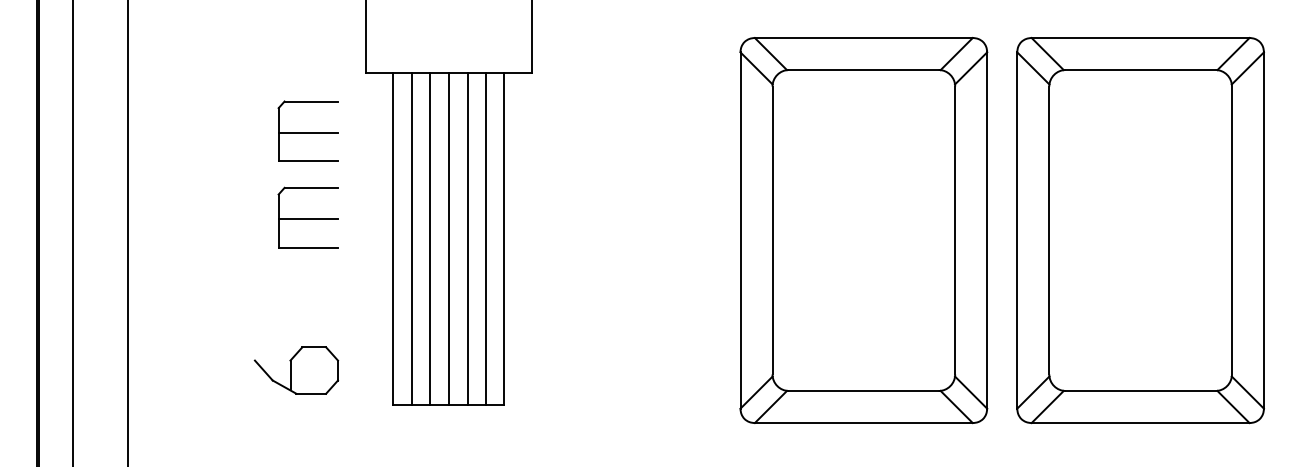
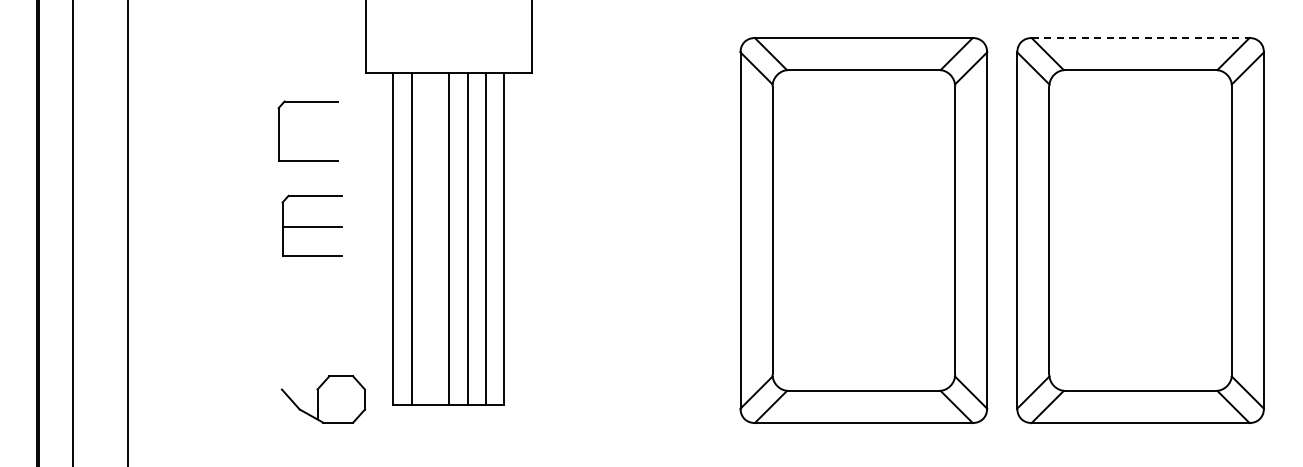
line: solid -> dashed (1140, 38)
line: present -> none (308, 132)
part position: (307, 217) -> (311, 225) (311, 225)
line: present -> none (429, 238)
part position: (296, 370) -> (323, 399) (323, 399)
